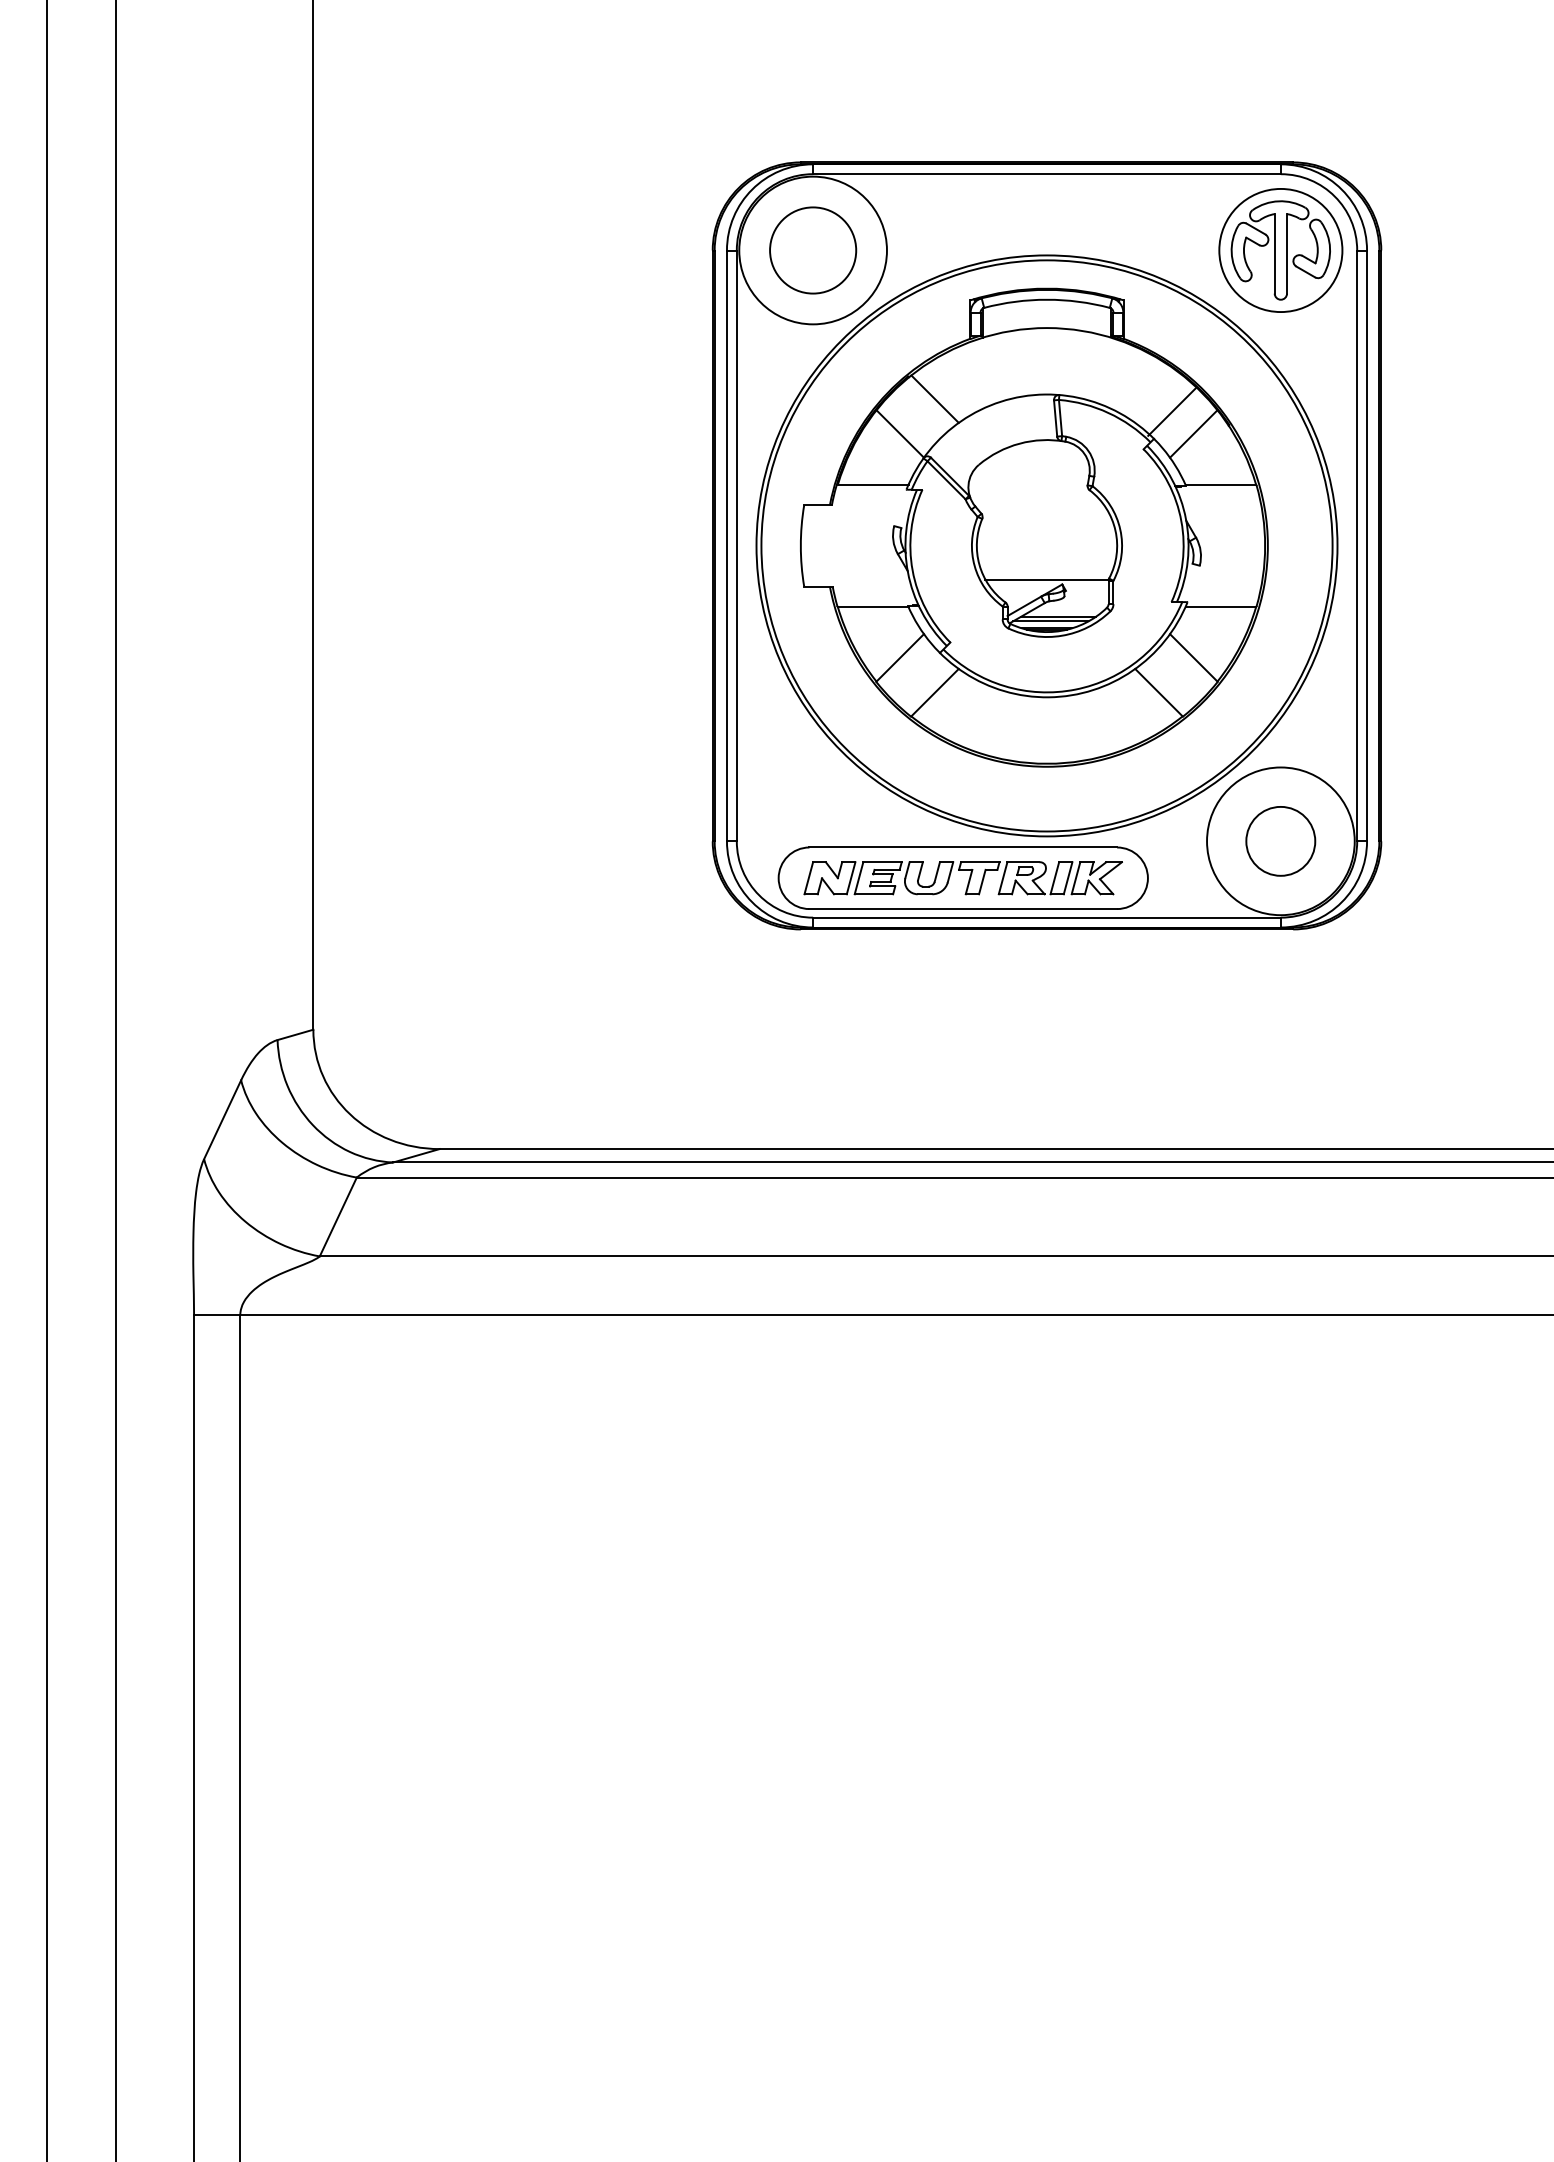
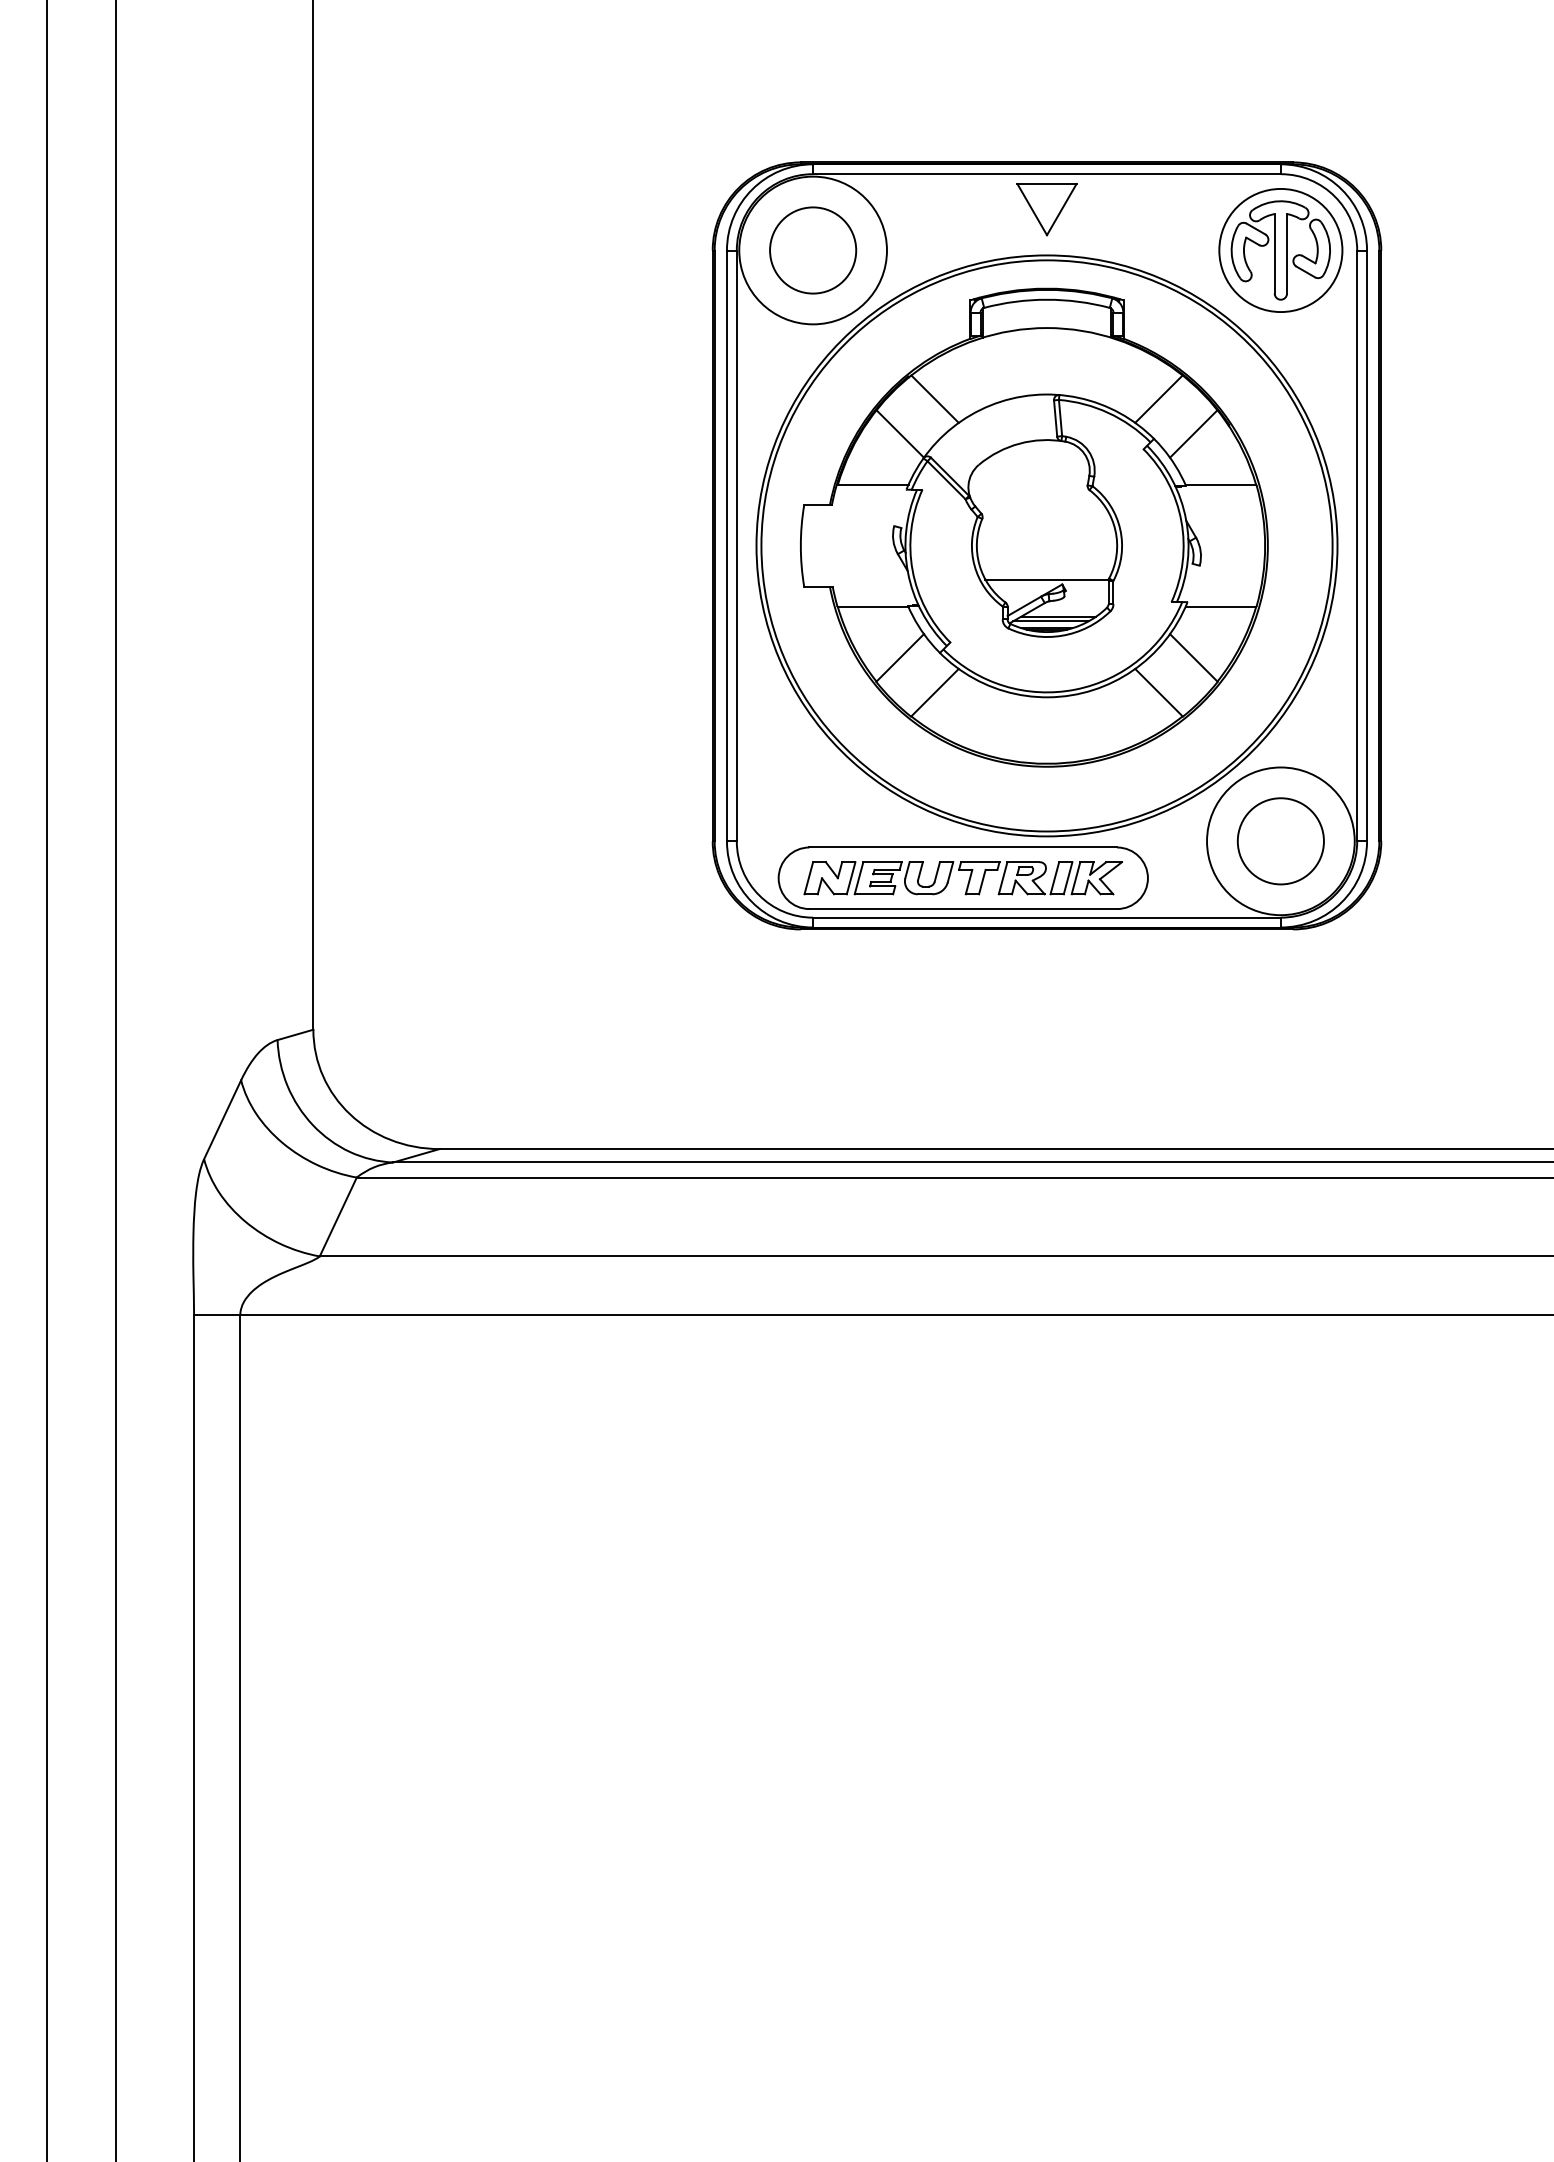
part: none -> present (1046, 209)
line position: (1171, 411) -> (1158, 398) (1158, 398)
circle size: 72x71 px -> 89x89 px (1280, 841)
